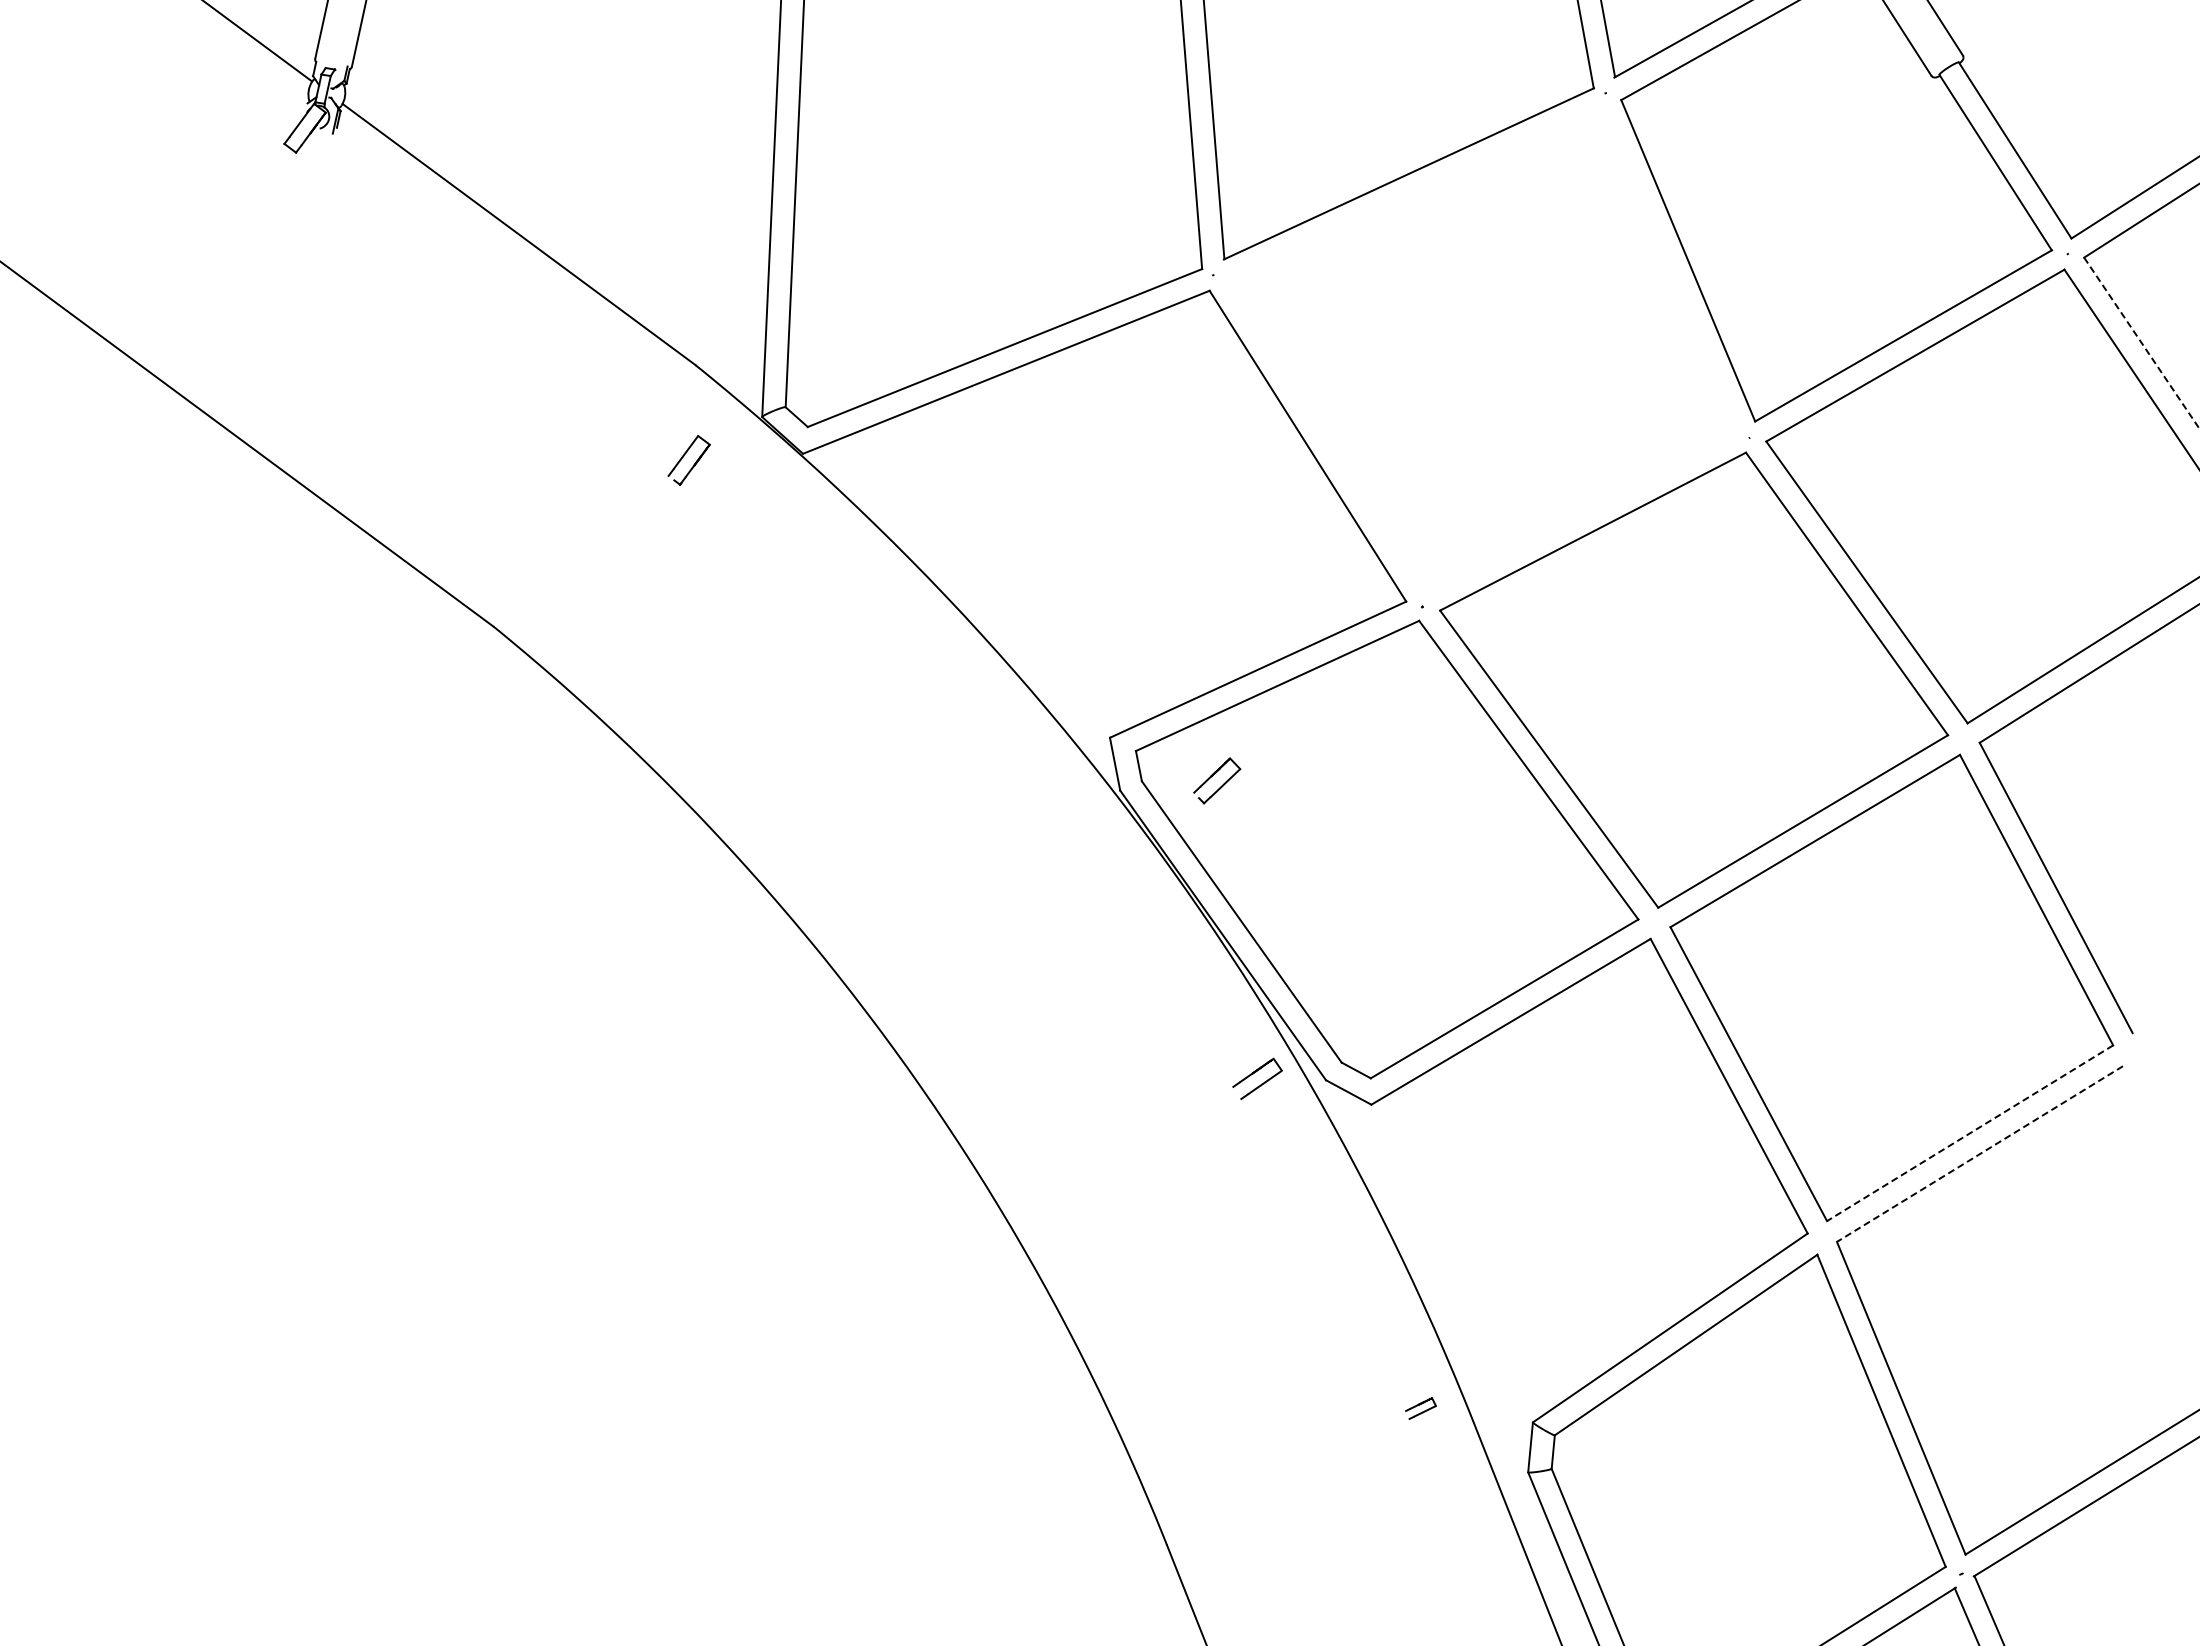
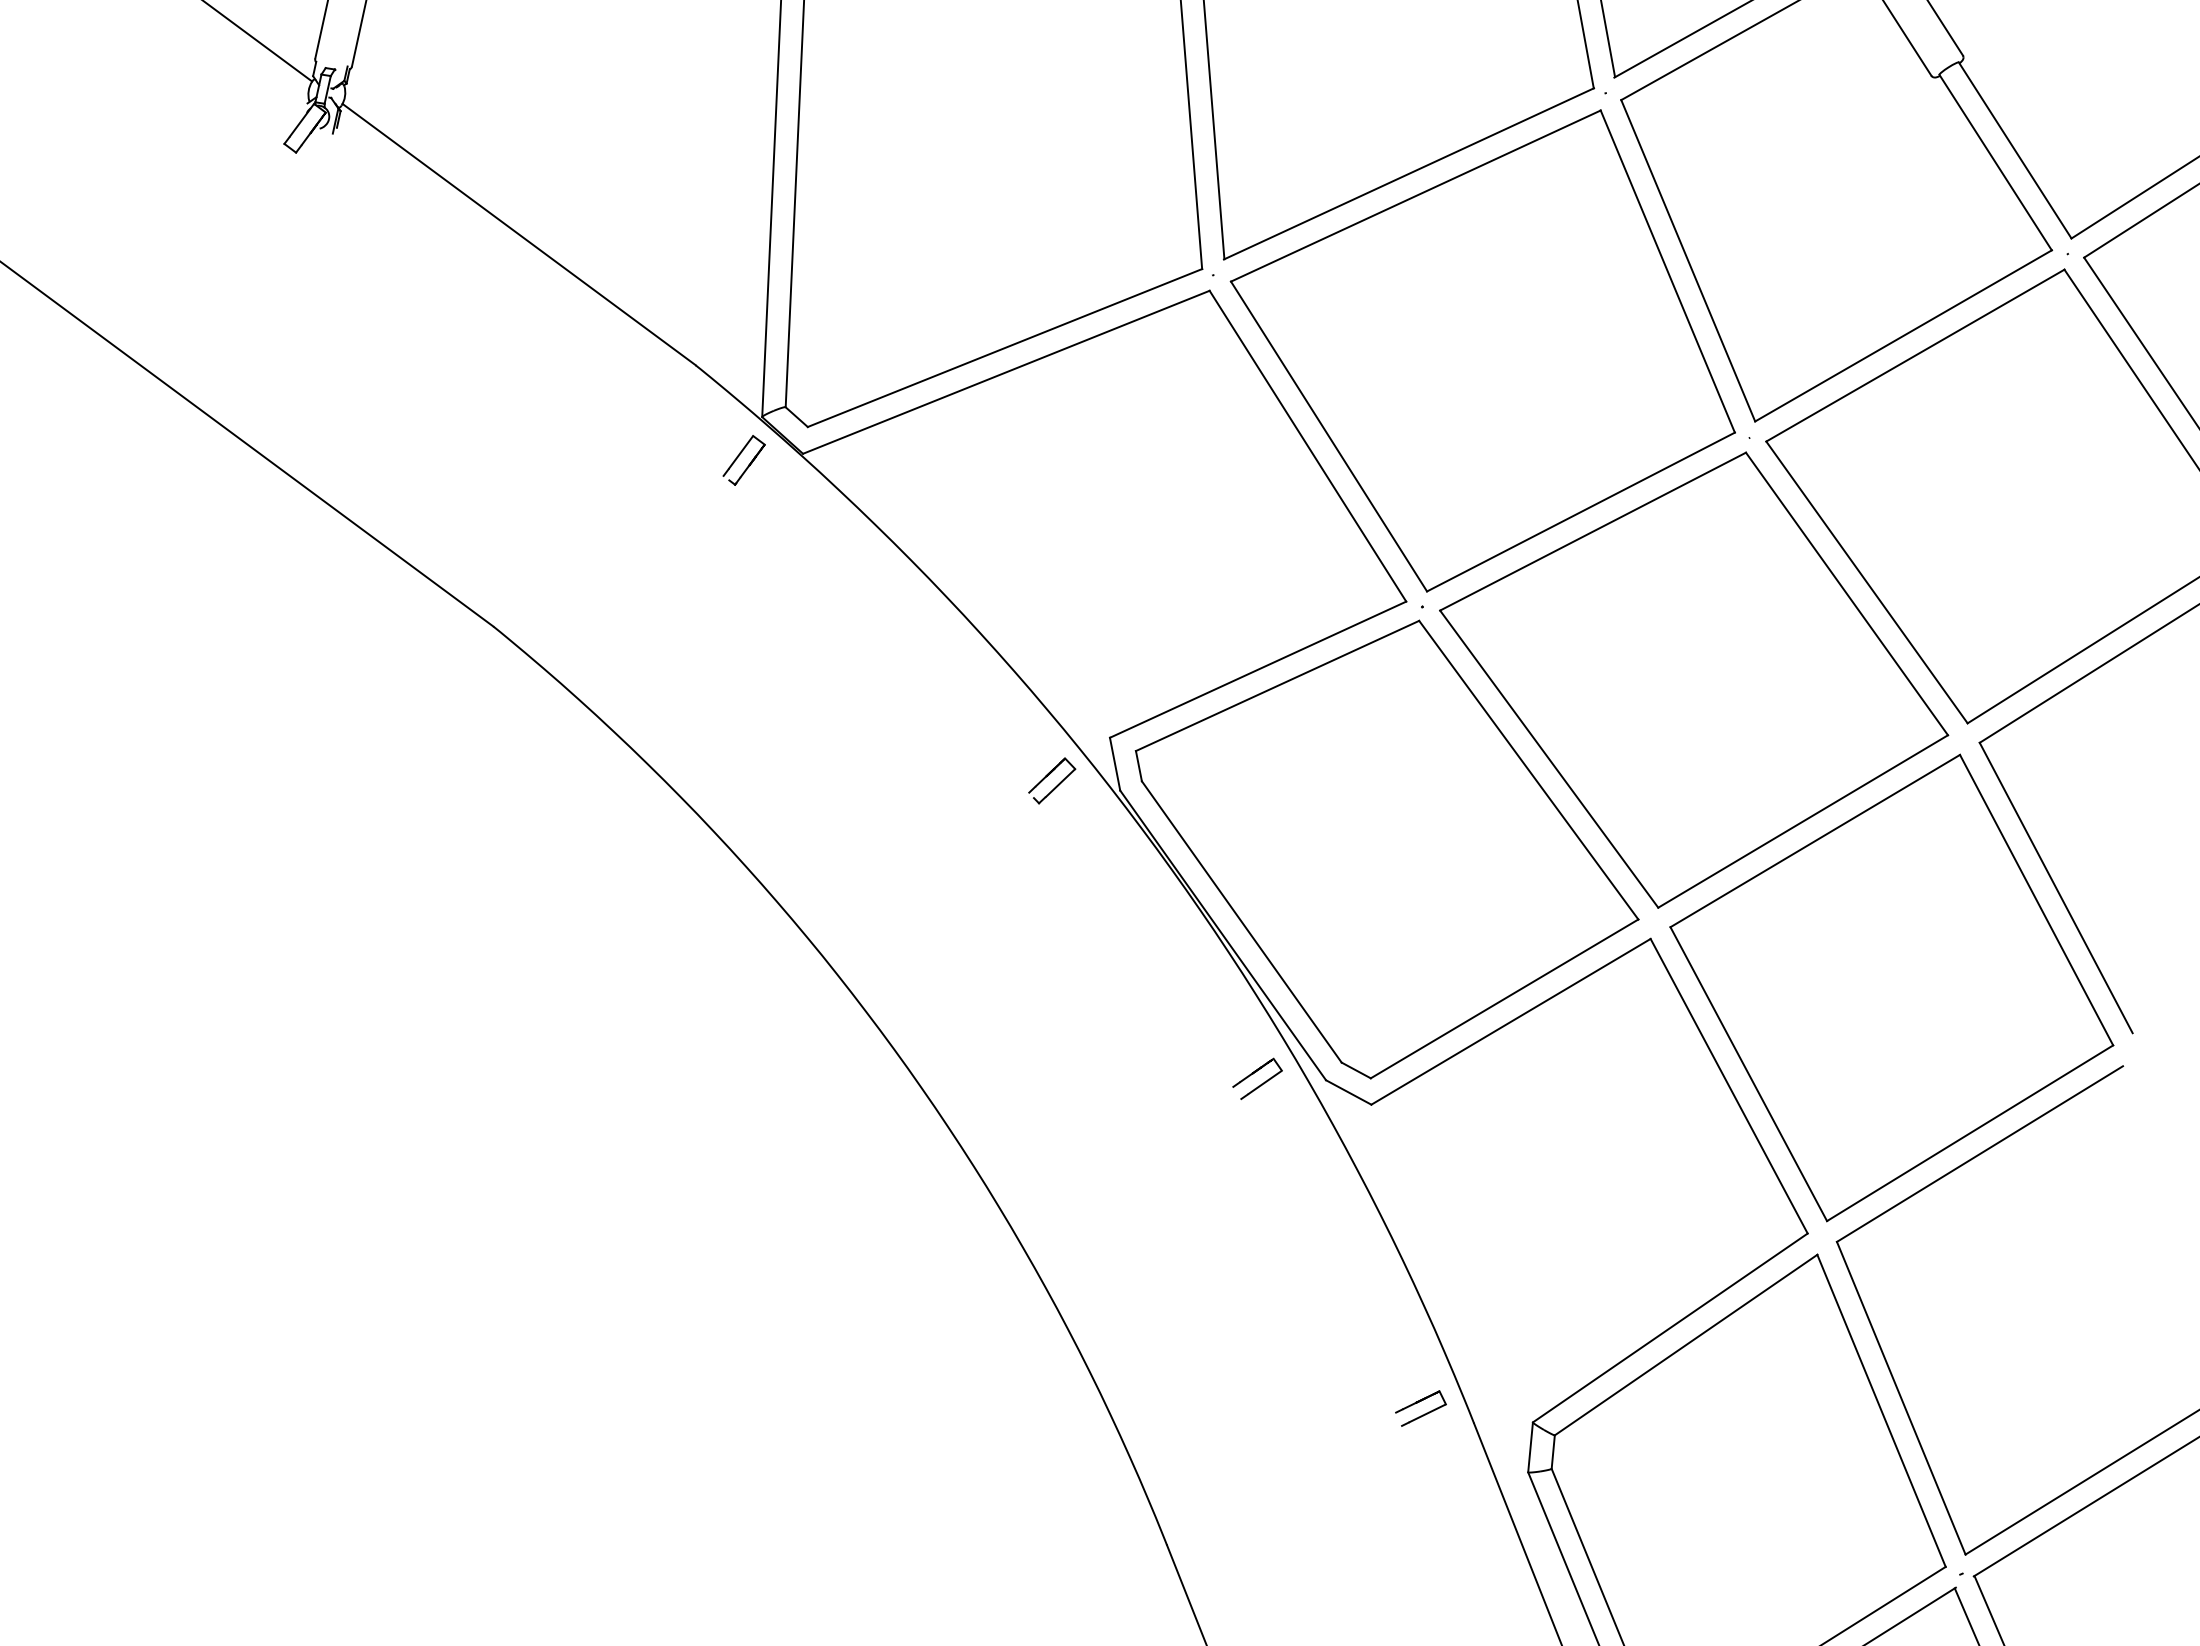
line: dashed -> solid (2142, 343)
part: none -> present (1482, 350)
part position: (688, 460) -> (743, 460) (743, 460)
part position: (1215, 774) -> (1050, 774) (1050, 774)
line: dashed -> solid (1970, 1133)
line: dashed -> solid (1979, 1154)
part size: 32x23 px -> 52x37 px (1420, 1408)
